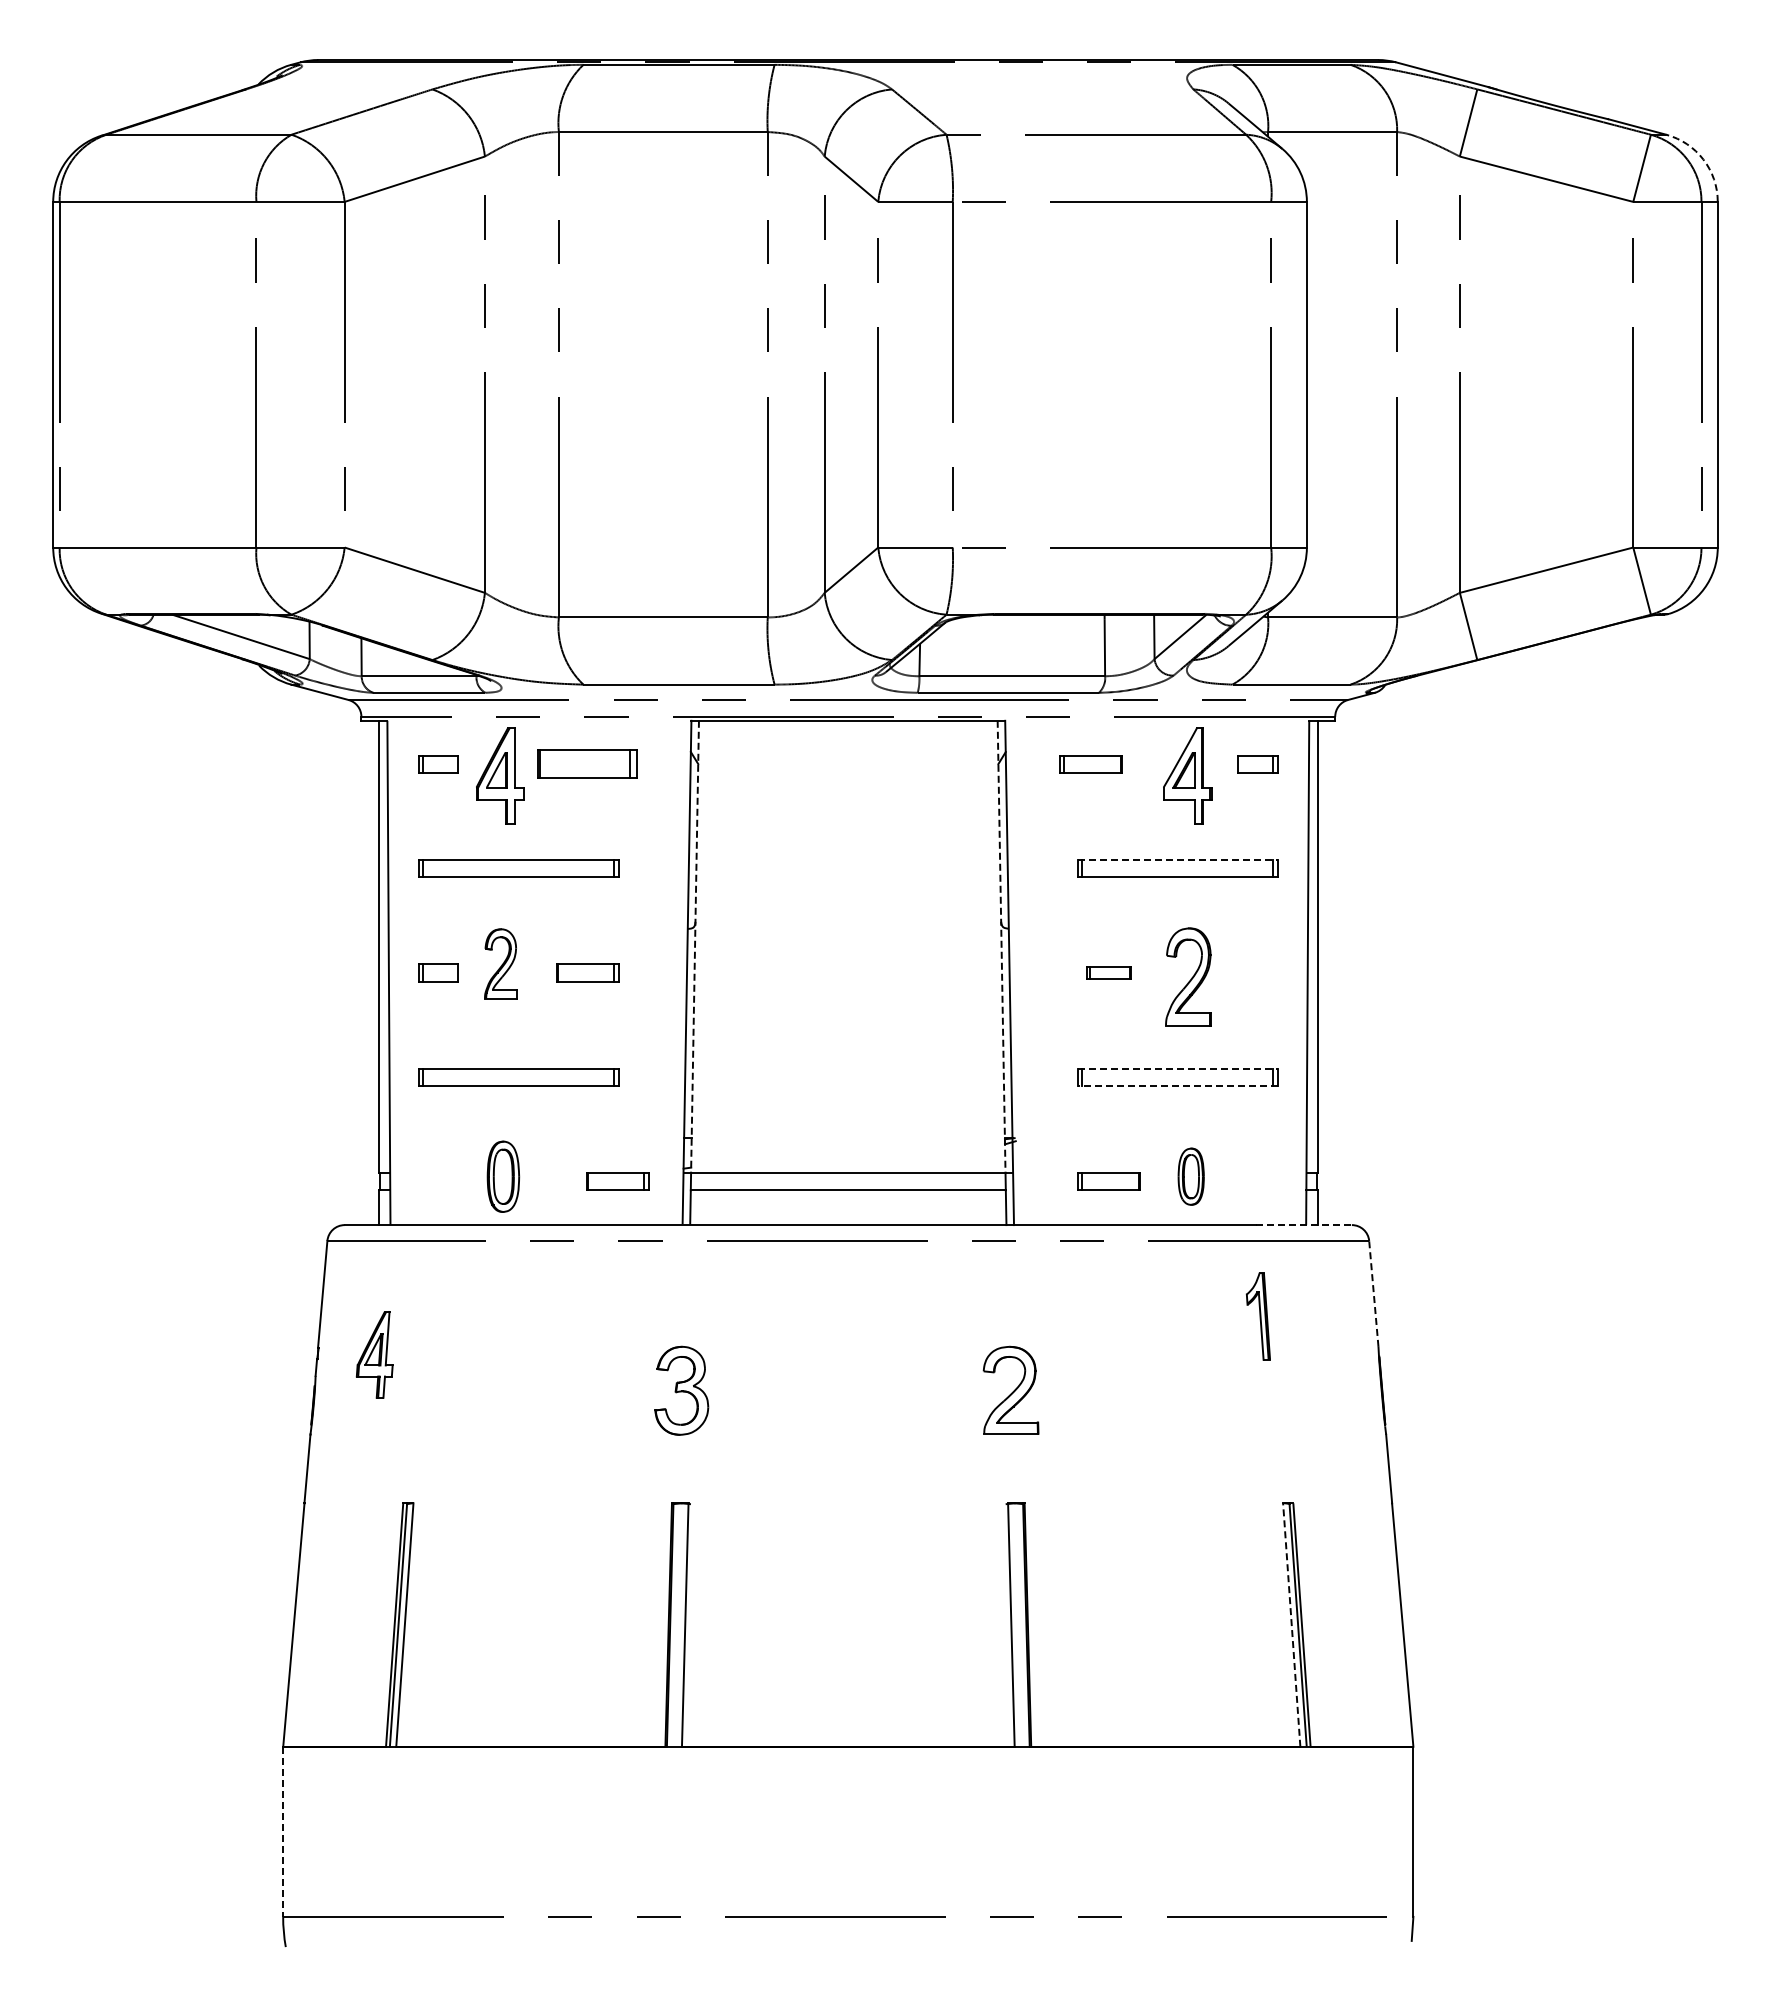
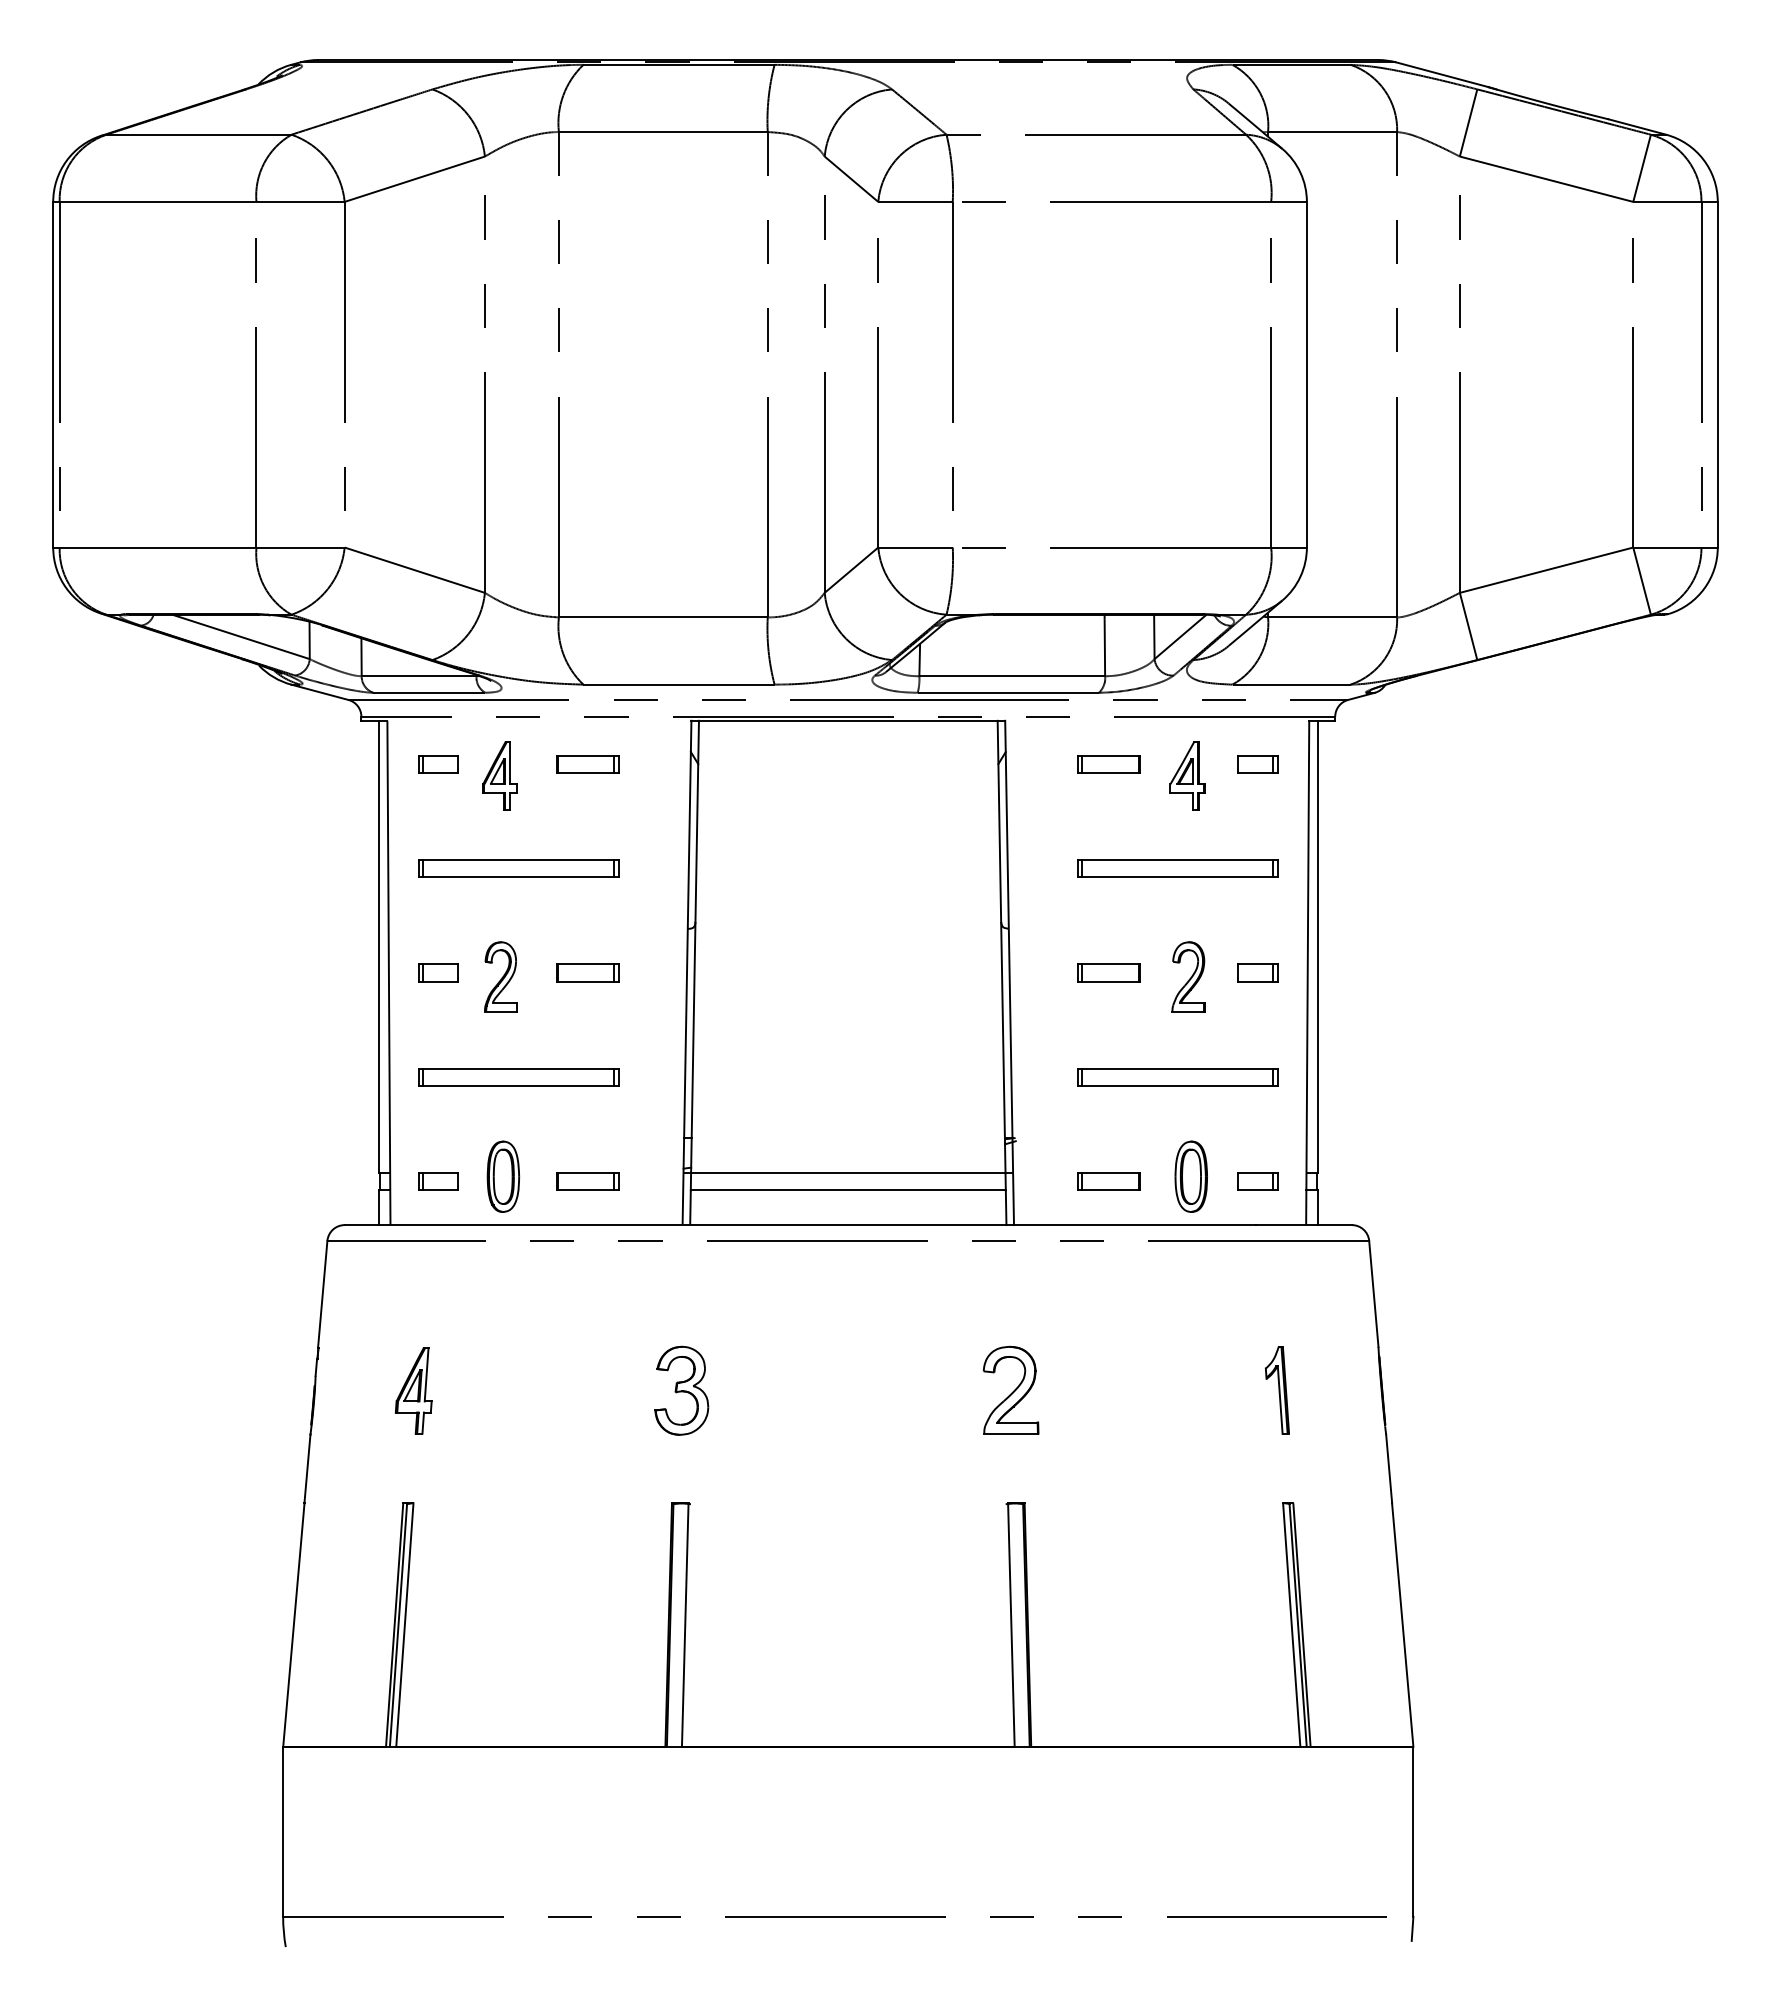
arc: dashed -> solid (1703, 159)
part size: 101x30 px -> 64x19 px (587, 764)
part position: (1090, 764) -> (1108, 764) (1108, 764)
part size: 49x98 px -> 36x70 px (499, 775)
part size: 50x98 px -> 37x70 px (1187, 775)
line: dashed -> solid (1177, 859)
line: dashed -> solid (695, 947)
line: dashed -> solid (1001, 947)
part position: (500, 963) -> (500, 976) (500, 976)
part size: 46x14 px -> 64x20 px (1108, 972)
part: none -> present (1257, 972)
part size: 47x100 px -> 35x72 px (1188, 976)
line: dashed -> solid (1177, 1068)
line: dashed -> solid (1177, 1085)
part size: 28x59 px -> 34x73 px (1190, 1176)
part: none -> present (438, 1181)
part position: (617, 1181) -> (587, 1181) (587, 1181)
part: none -> present (1257, 1181)
line: dashed -> solid (1304, 1225)
line: dashed -> solid (1373, 1293)
part position: (1257, 1316) -> (1276, 1390) (1276, 1390)
part position: (374, 1354) -> (413, 1390) (413, 1390)
line: dashed -> solid (1291, 1625)
line: dashed -> solid (283, 1832)
